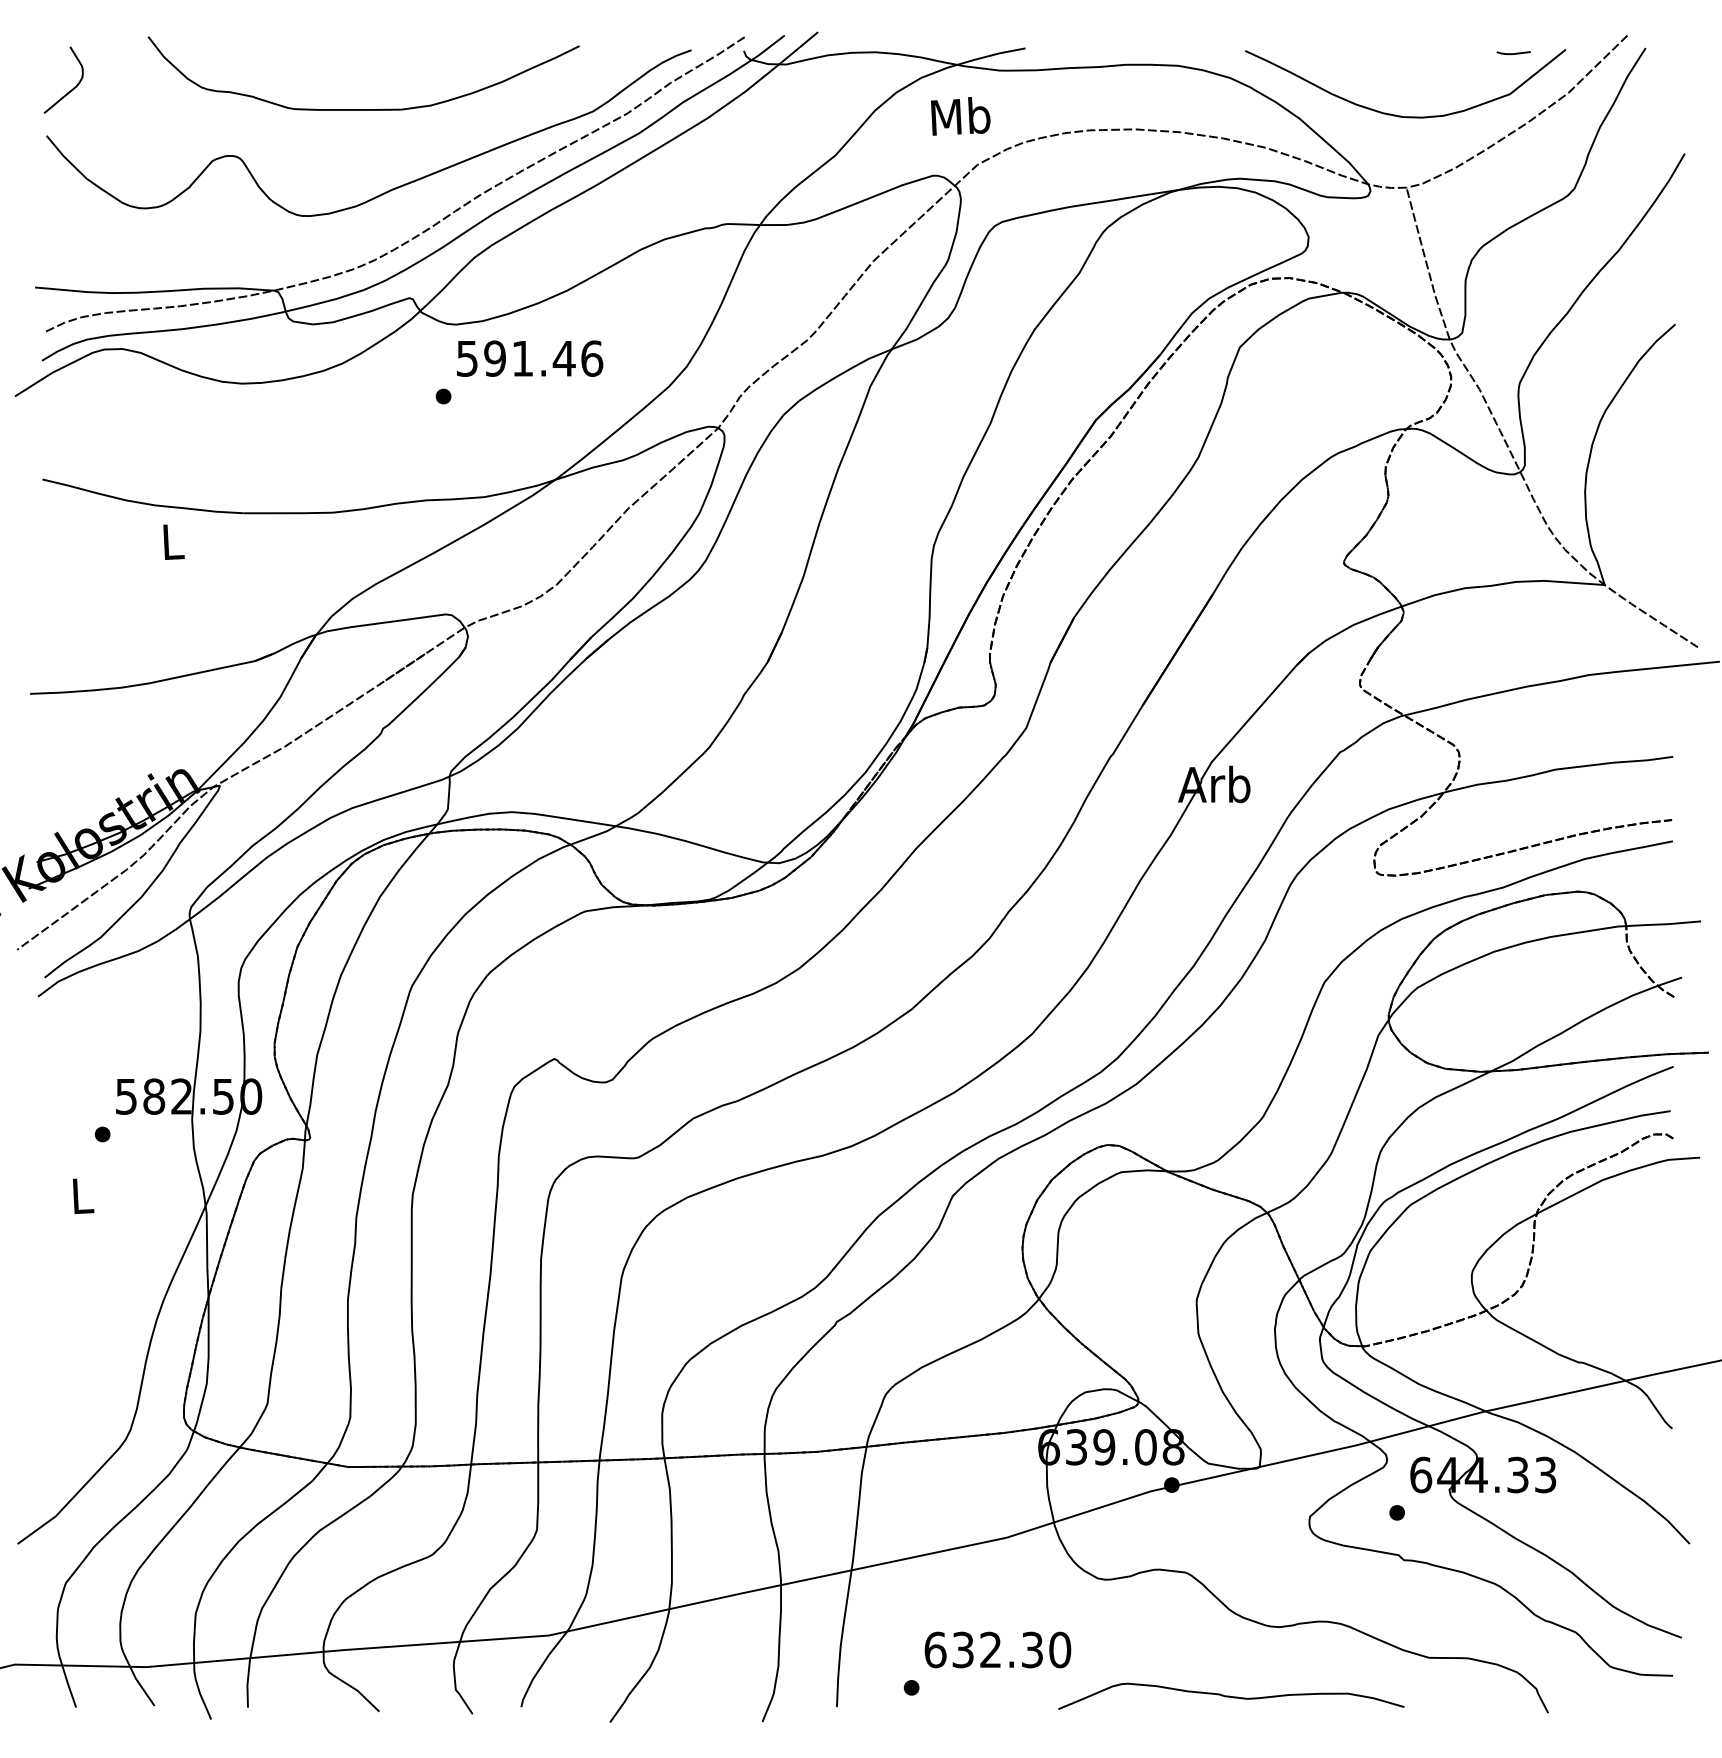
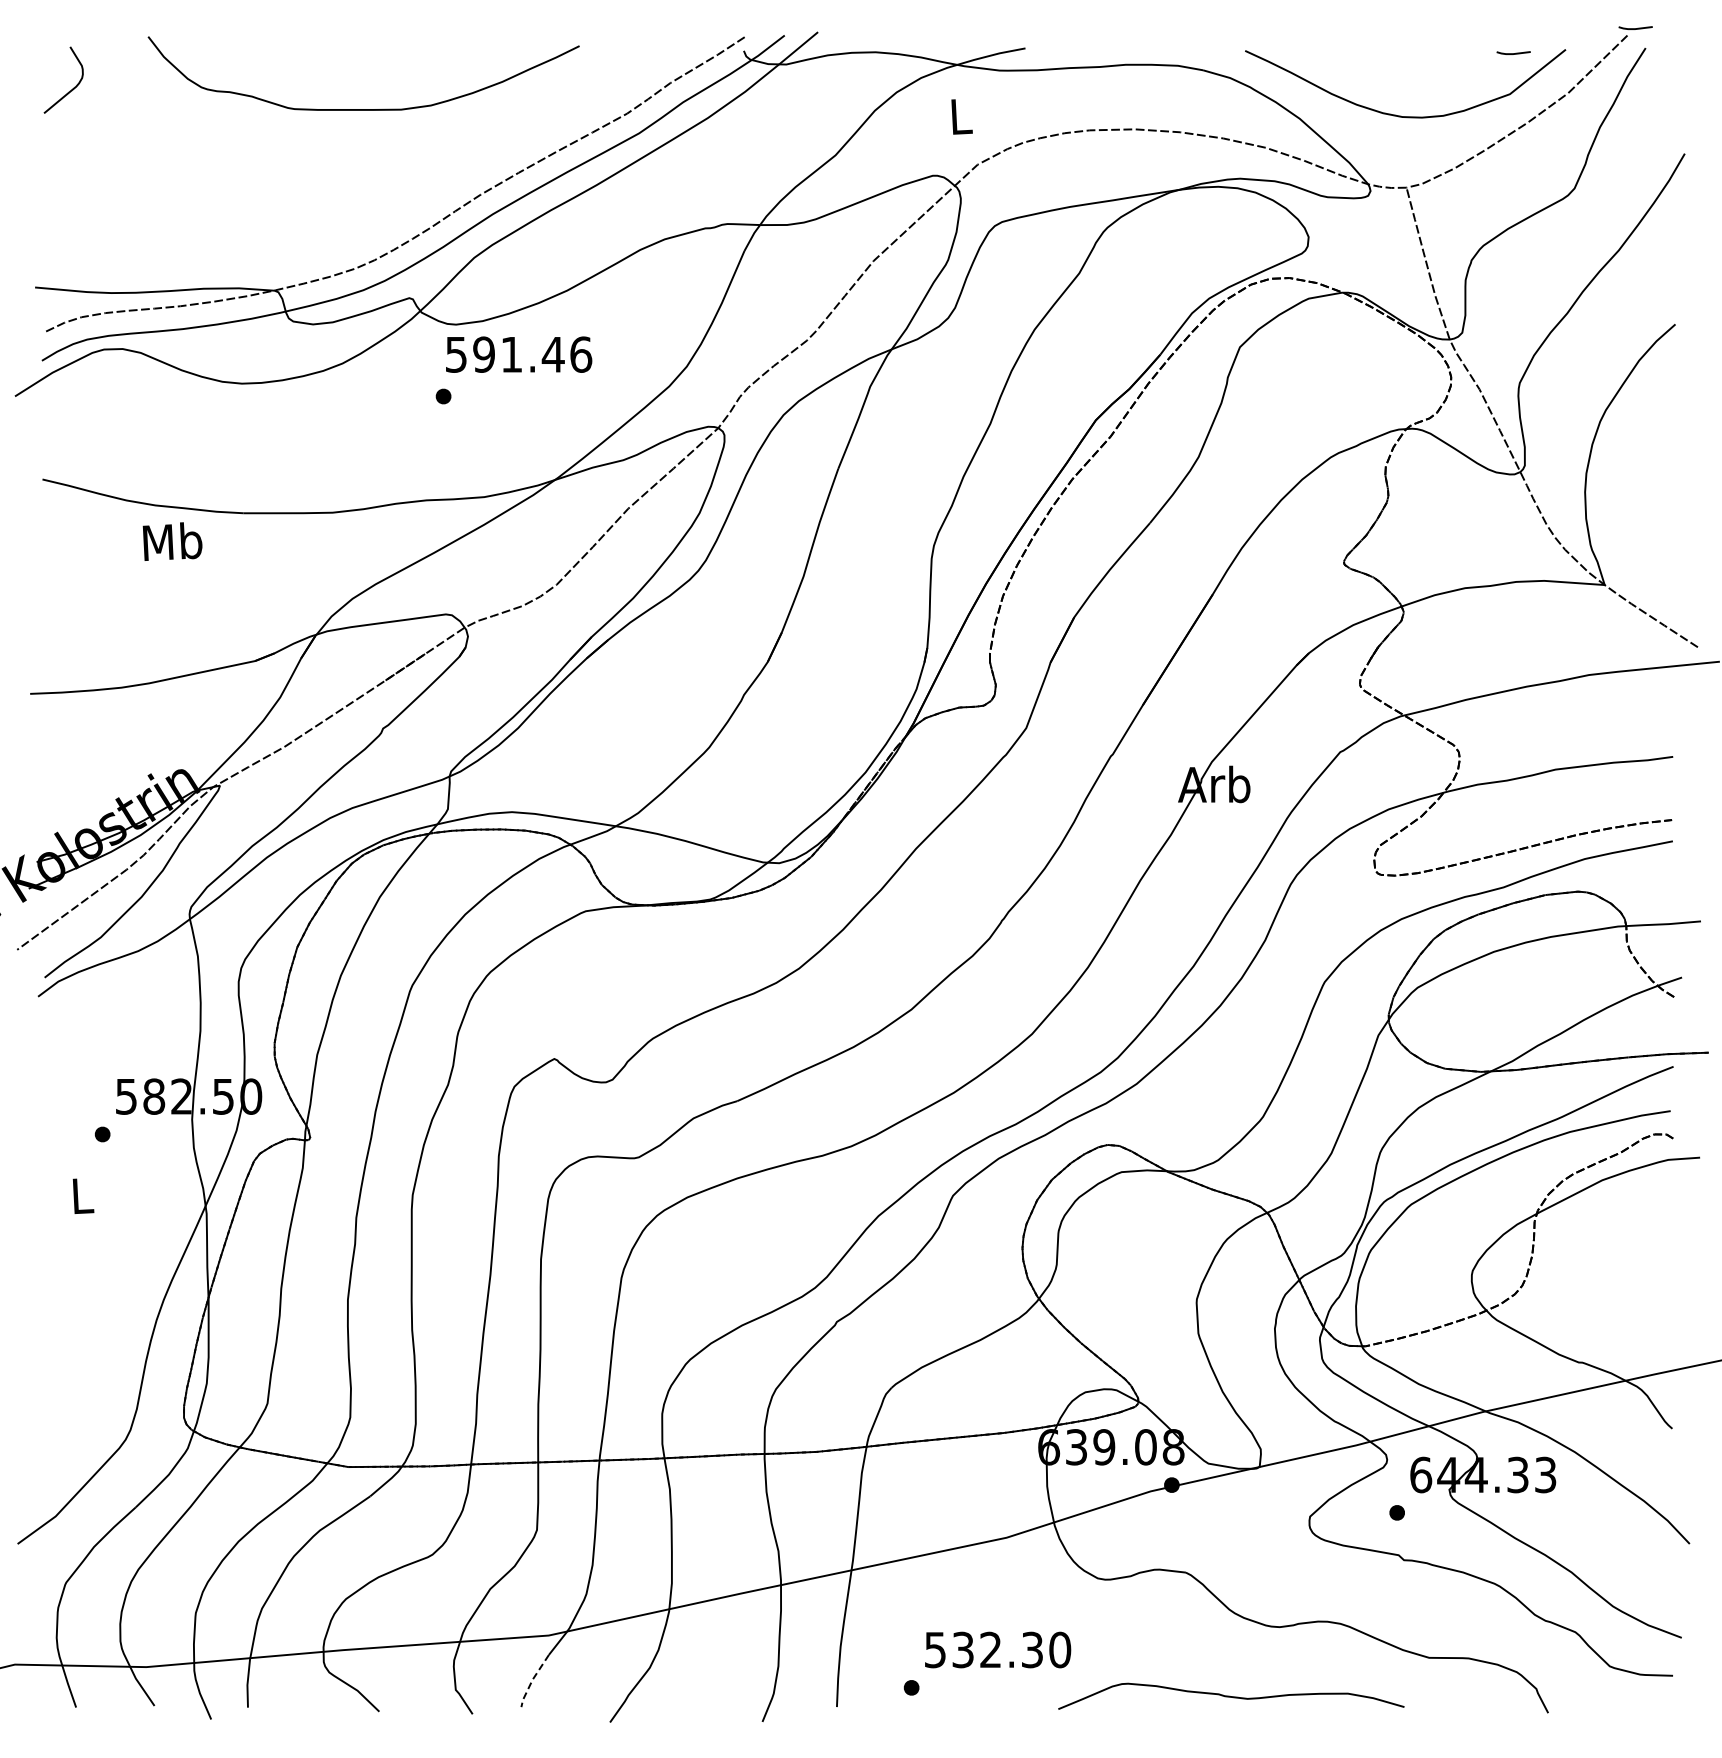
line: none -> present (1635, 28)
text: Mb -> L (960, 116)
curve: present -> none (394, 187)
text position: (530, 358) -> (519, 354) (519, 354)
text: L -> Mb (172, 541)
text: 632.30 -> 532.30 (935, 1649)
line: solid -> dashed (532, 1680)
